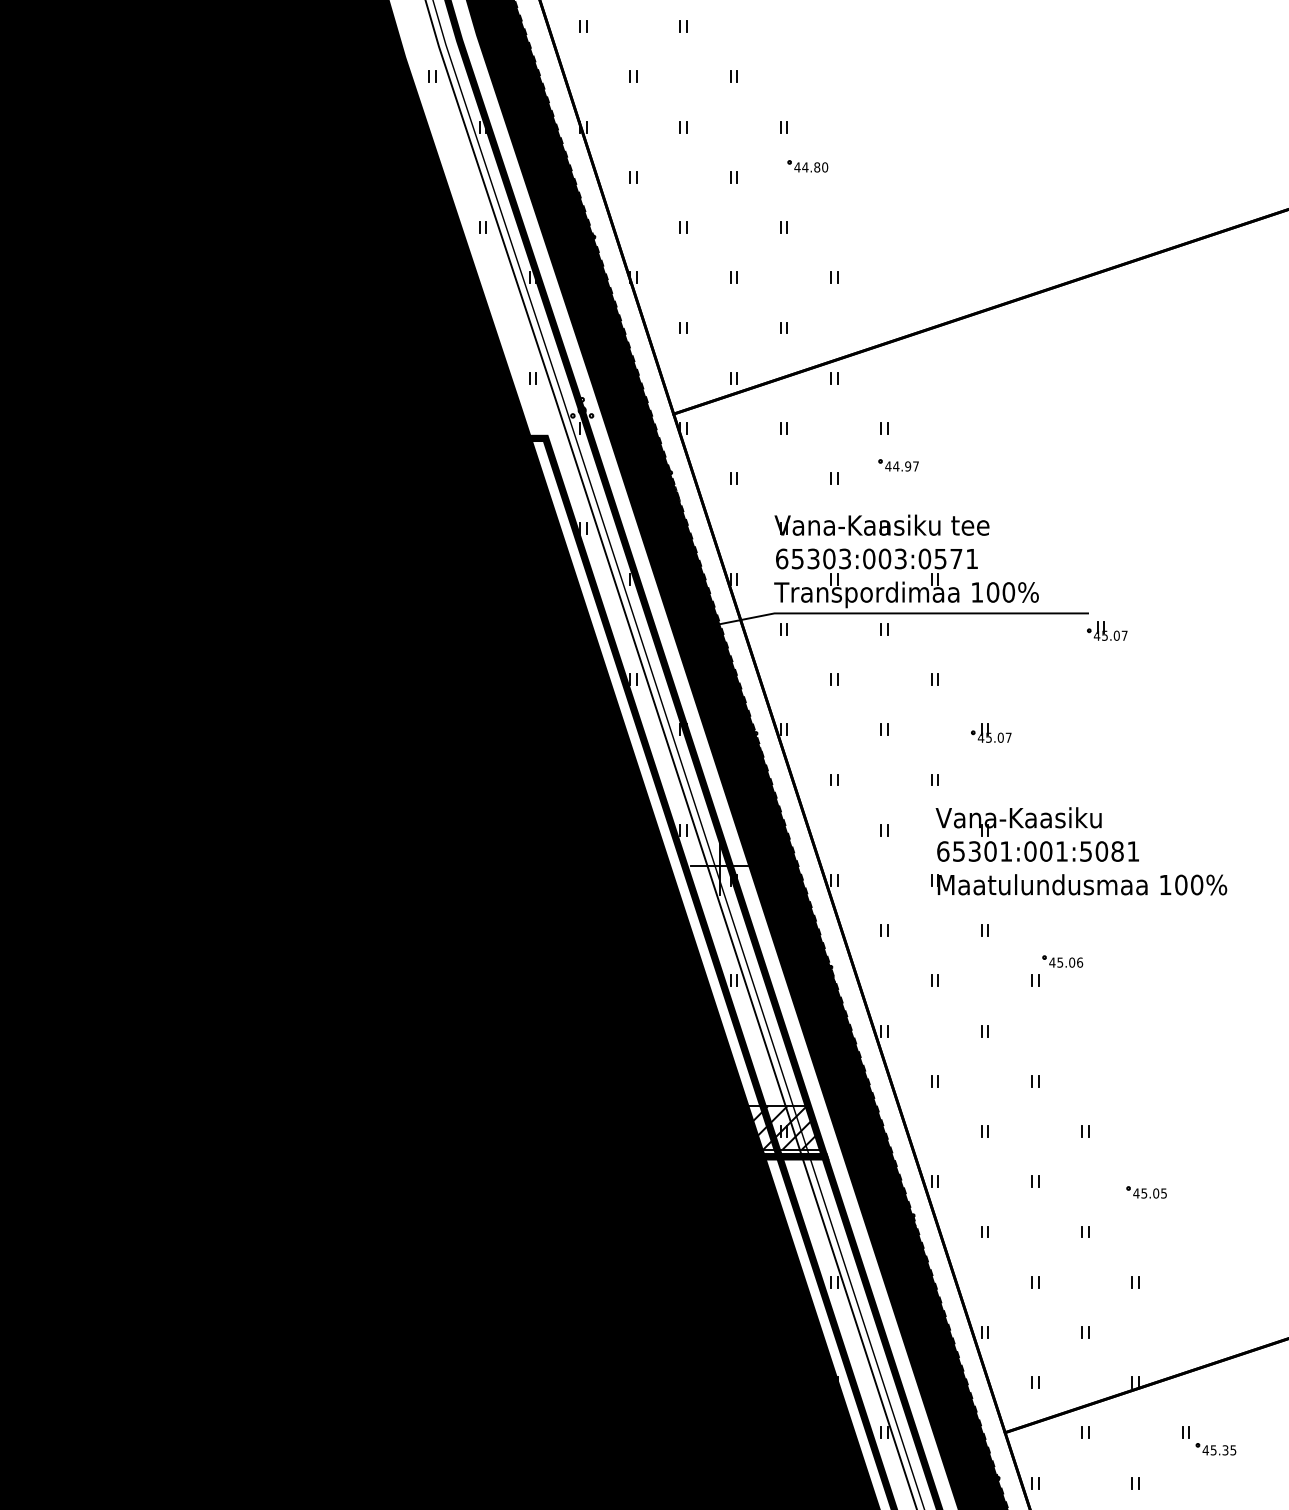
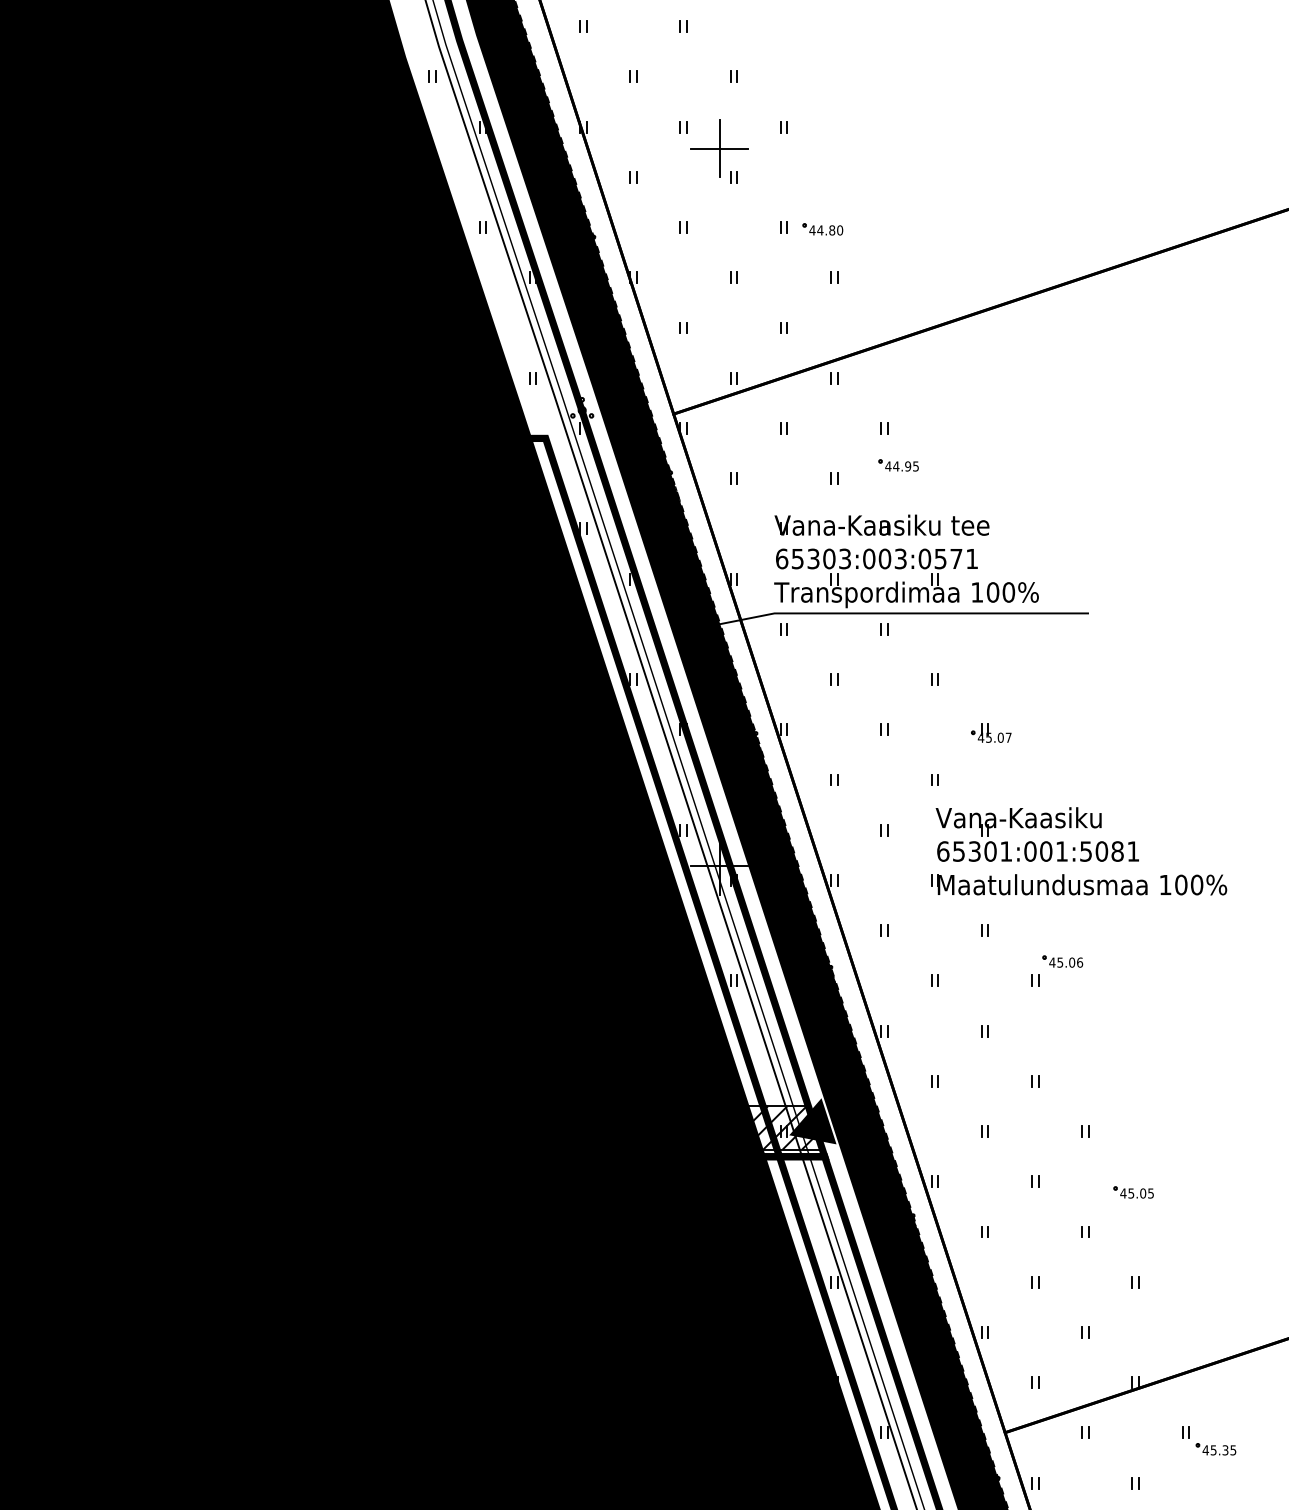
part: none -> present (719, 148)
part position: (807, 166) -> (822, 229) (822, 229)
text: 44.97 -> 44.95 (915, 466)
part: present -> none (1107, 630)
fill: none -> present (812, 1121)
part position: (1146, 1192) -> (1133, 1192) (1133, 1192)
